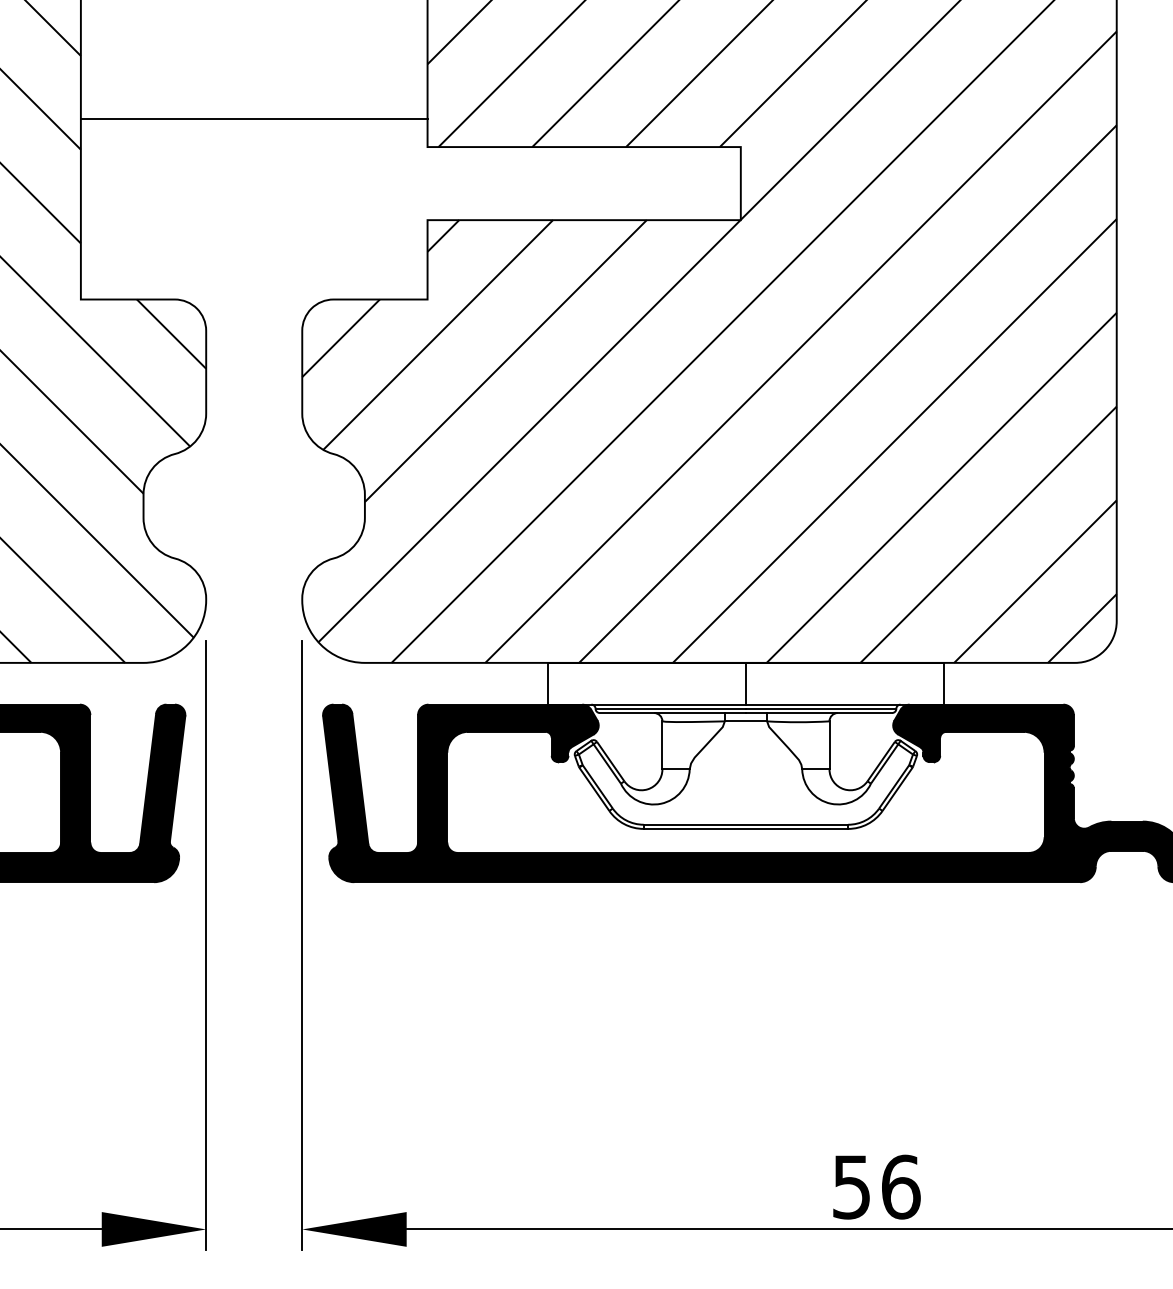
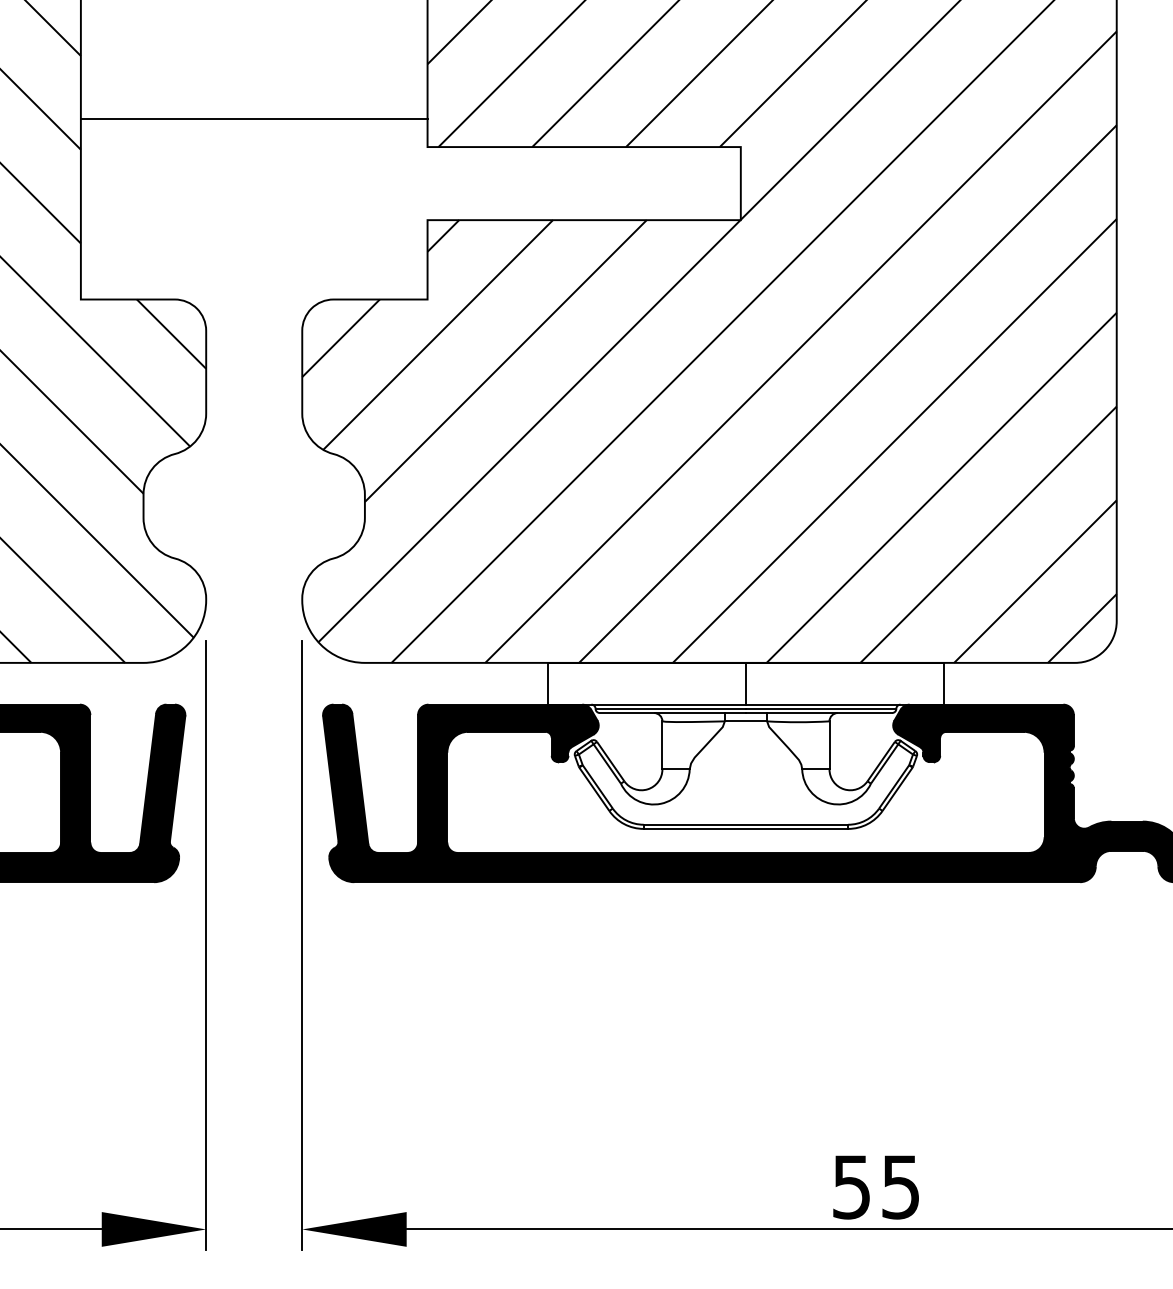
text: 56 -> 55 (901, 1186)
